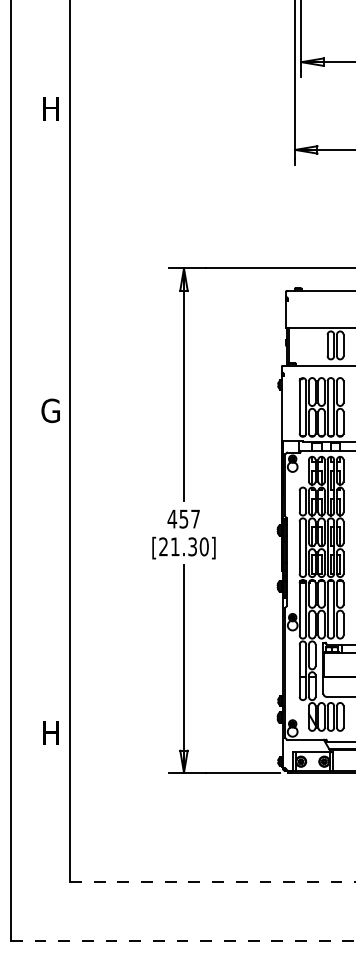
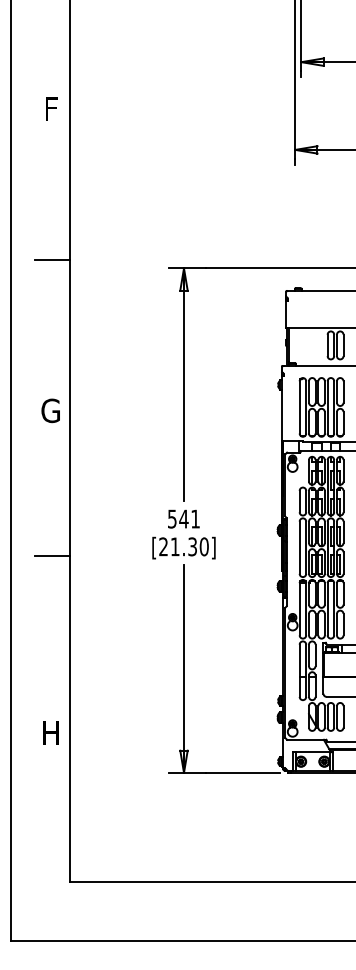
text: H -> F (50, 108)
line: none -> present (52, 260)
text: 457 -> 541 (183, 518)
line: none -> present (52, 556)
line: dashed -> solid (213, 881)
line: dashed -> solid (183, 940)
